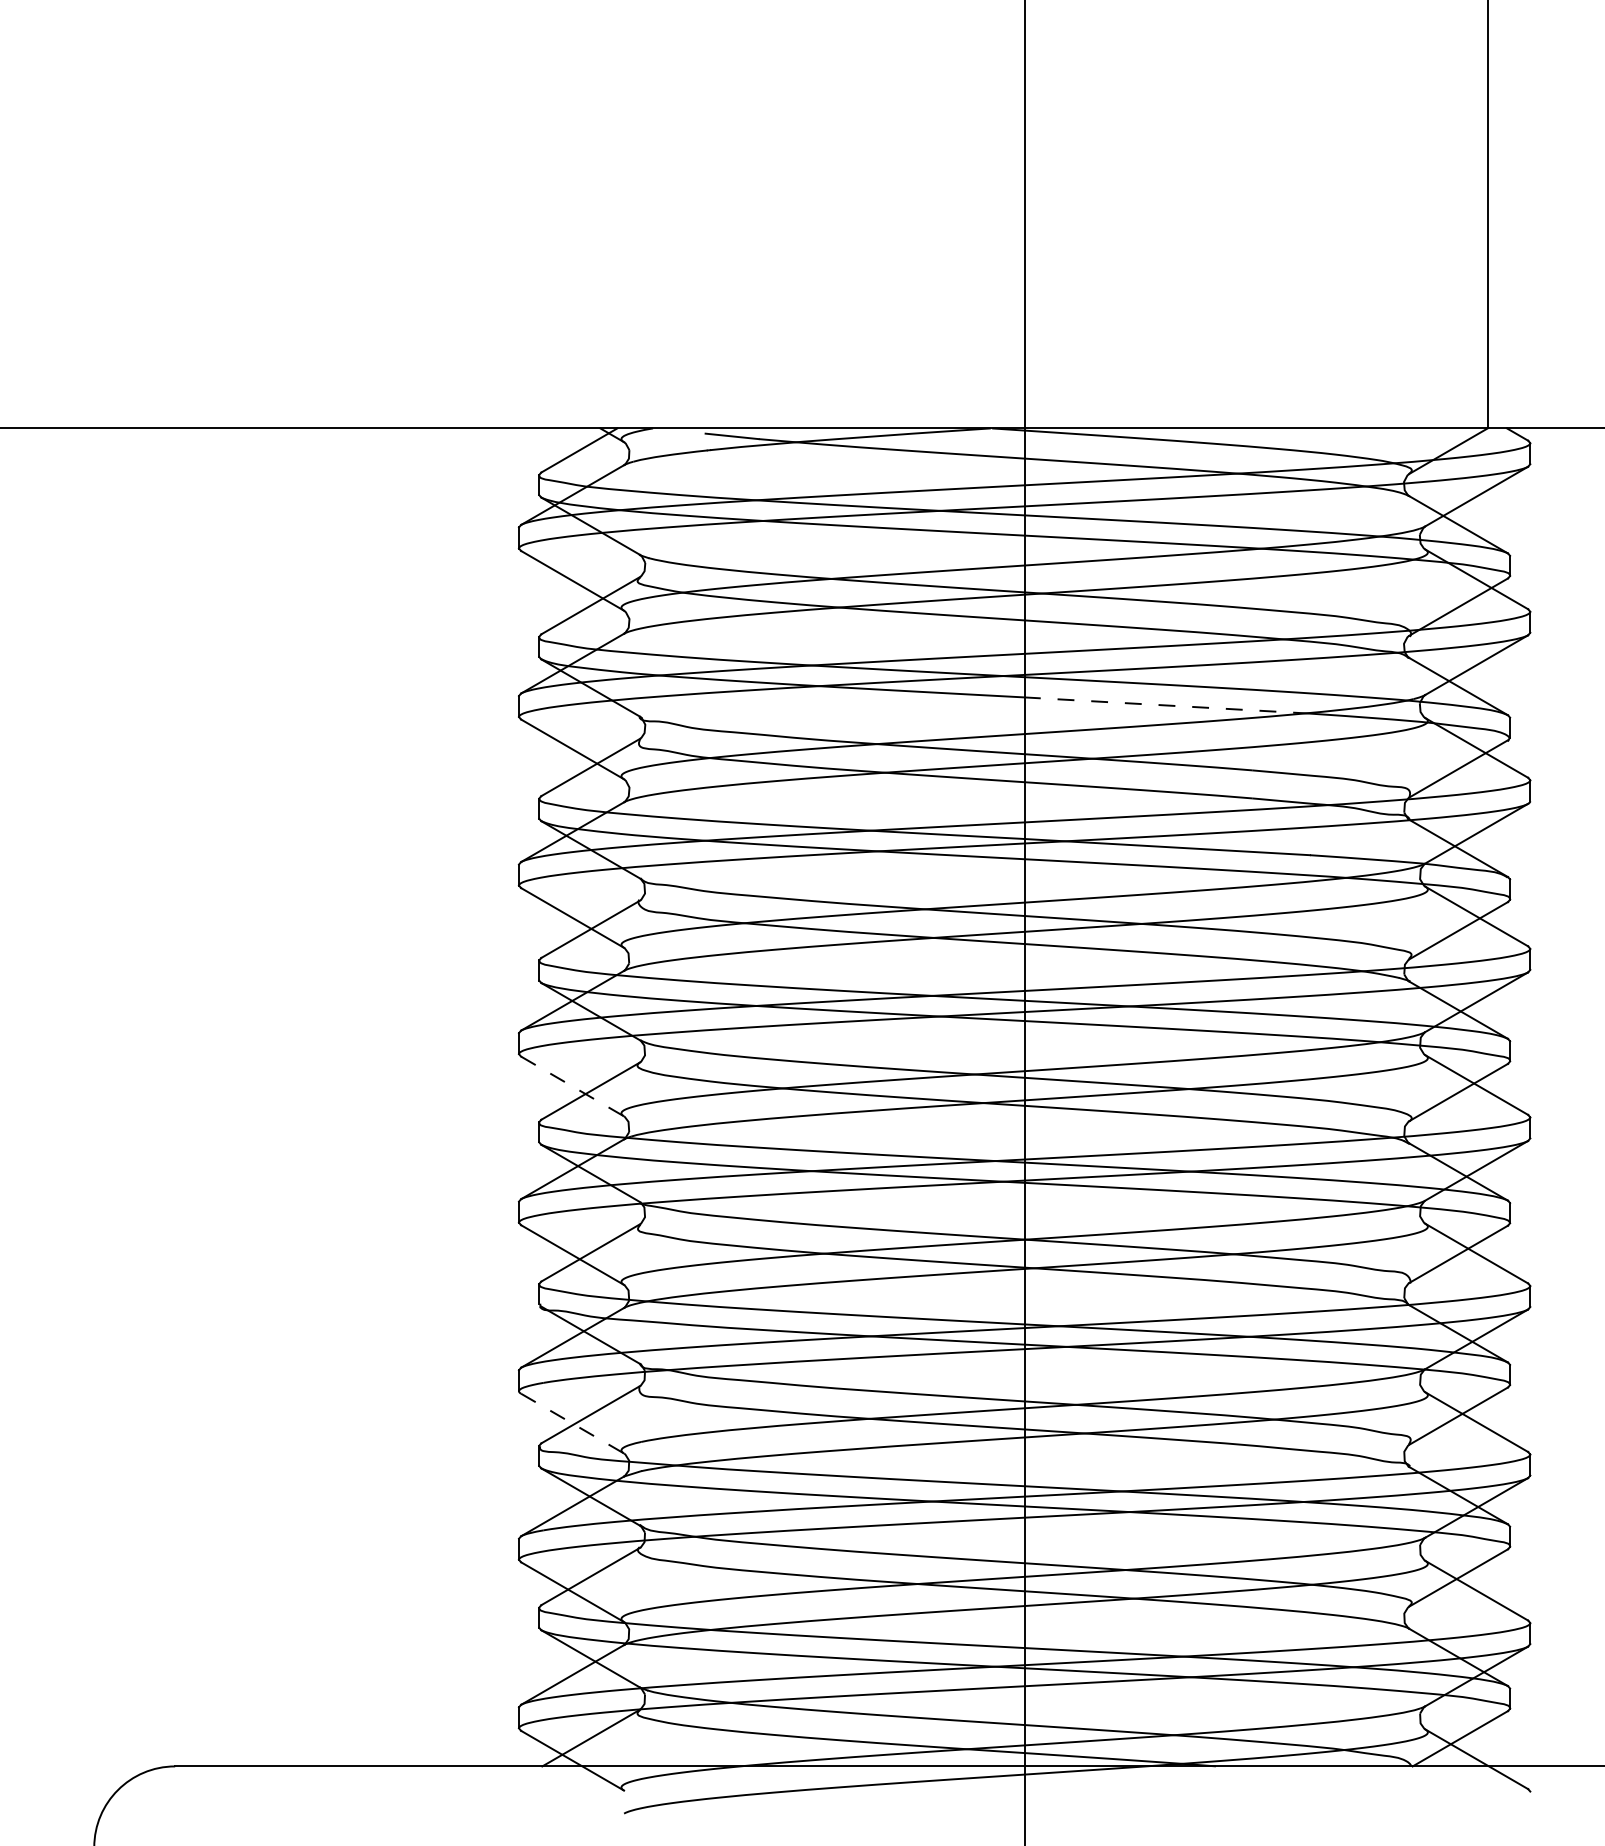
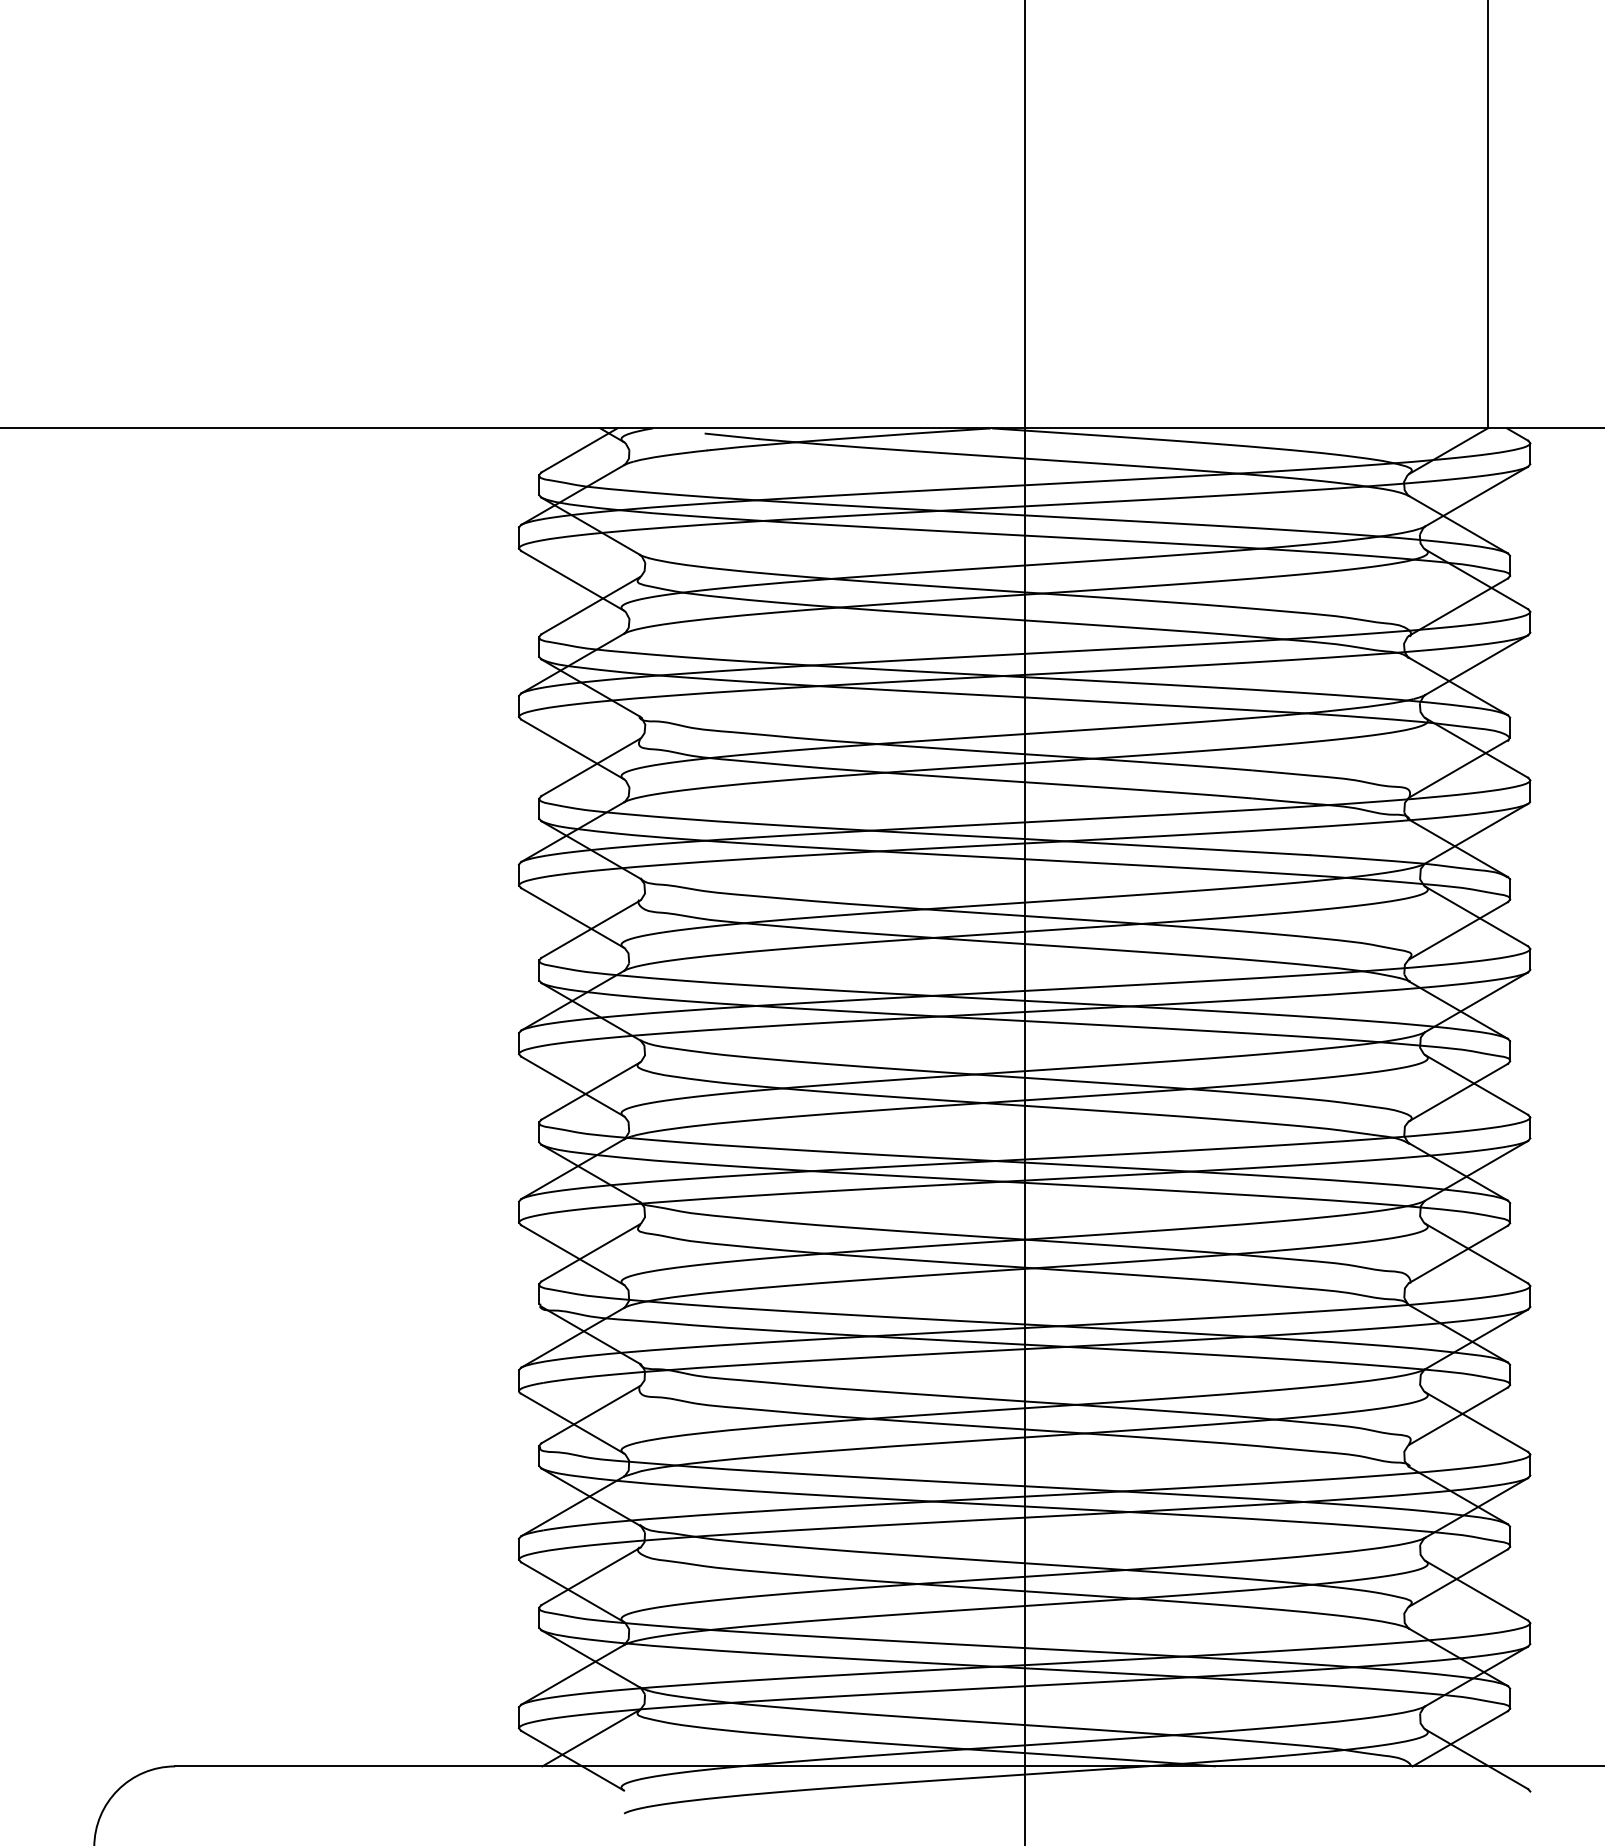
line: dashed -> solid (1167, 705)
line: dashed -> solid (572, 1086)
line: dashed -> solid (572, 1423)
